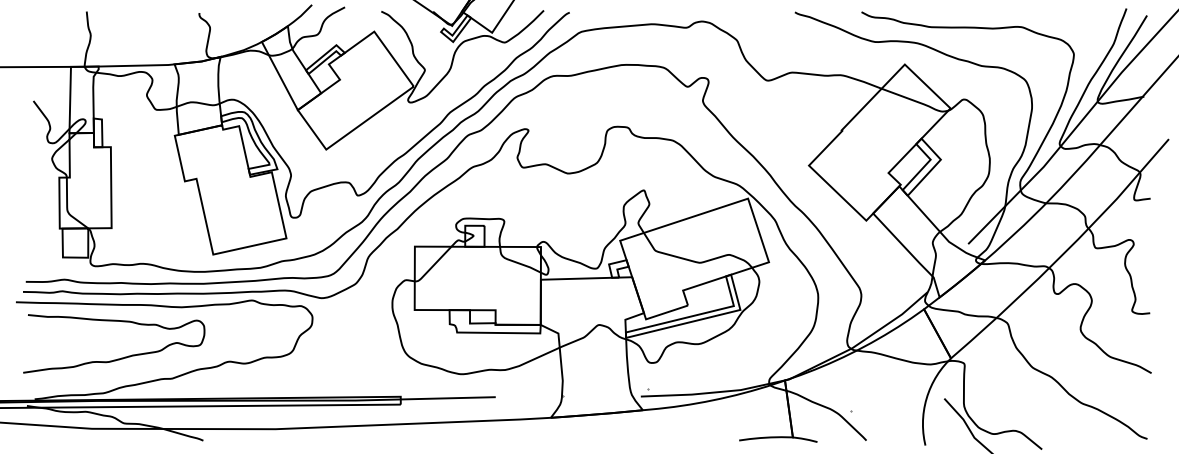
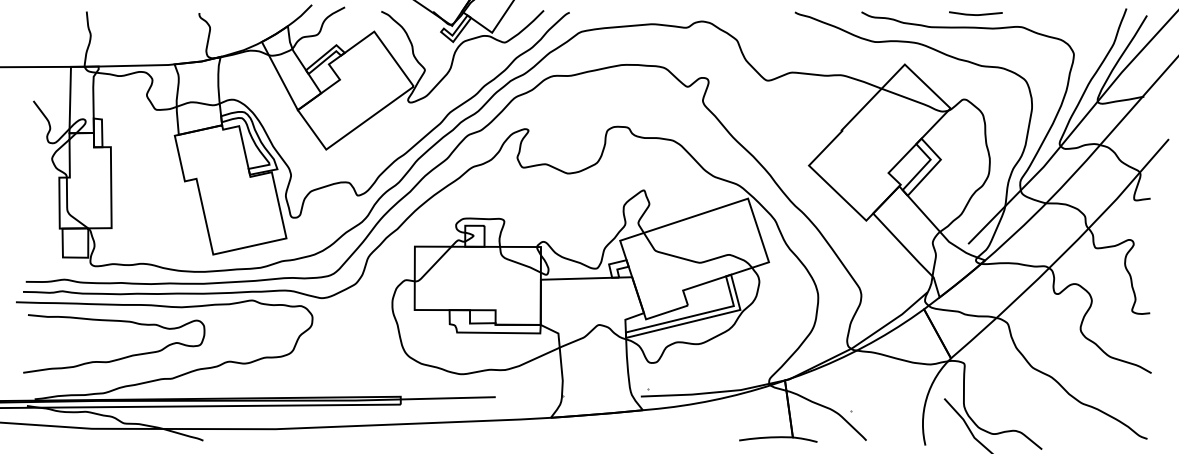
line: none -> present (975, 14)
